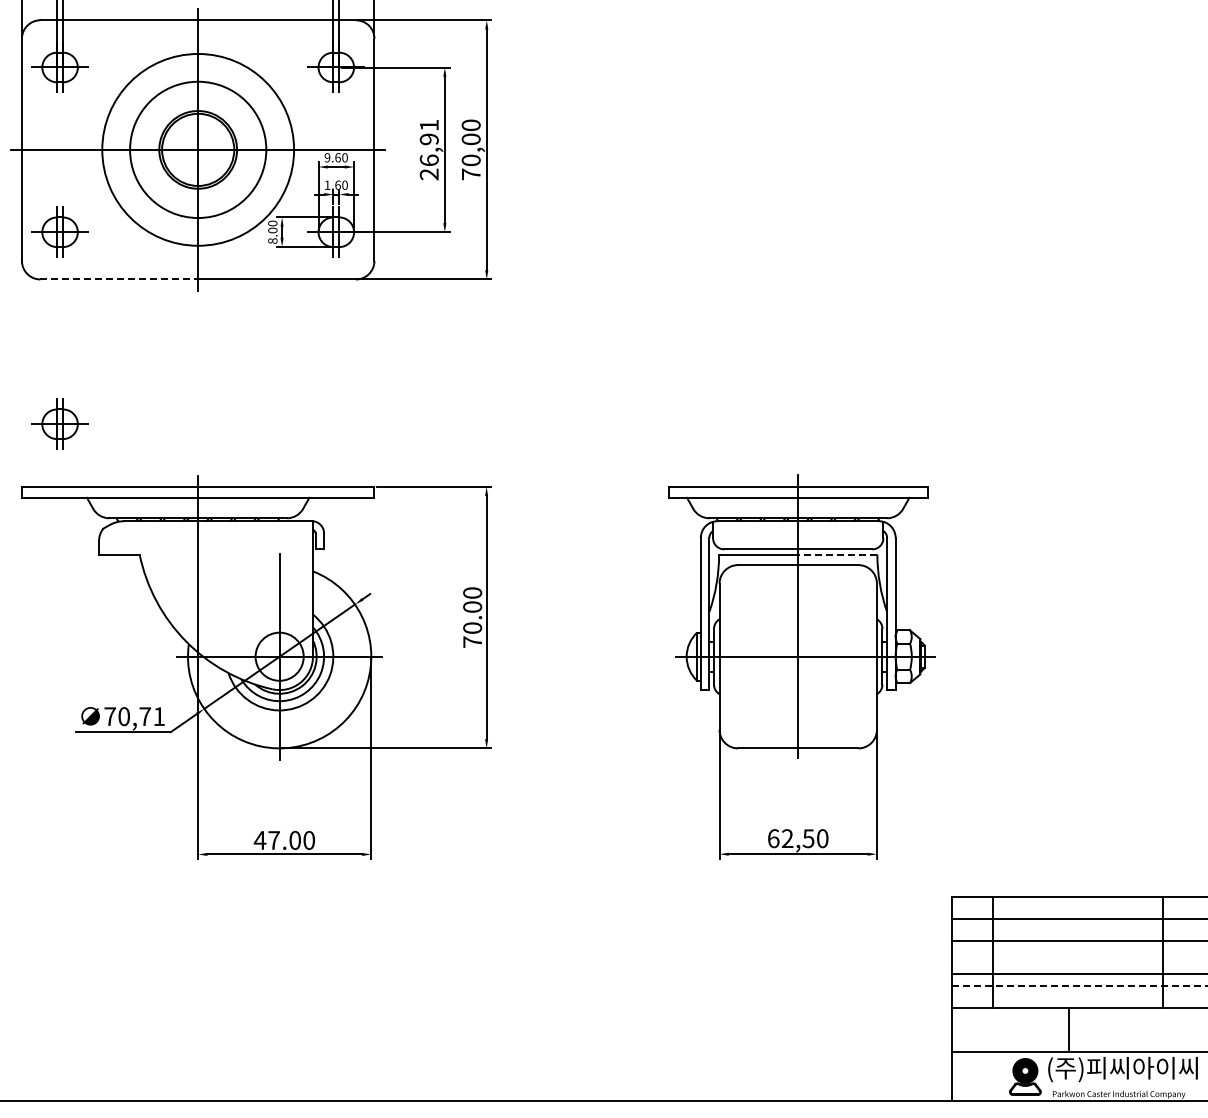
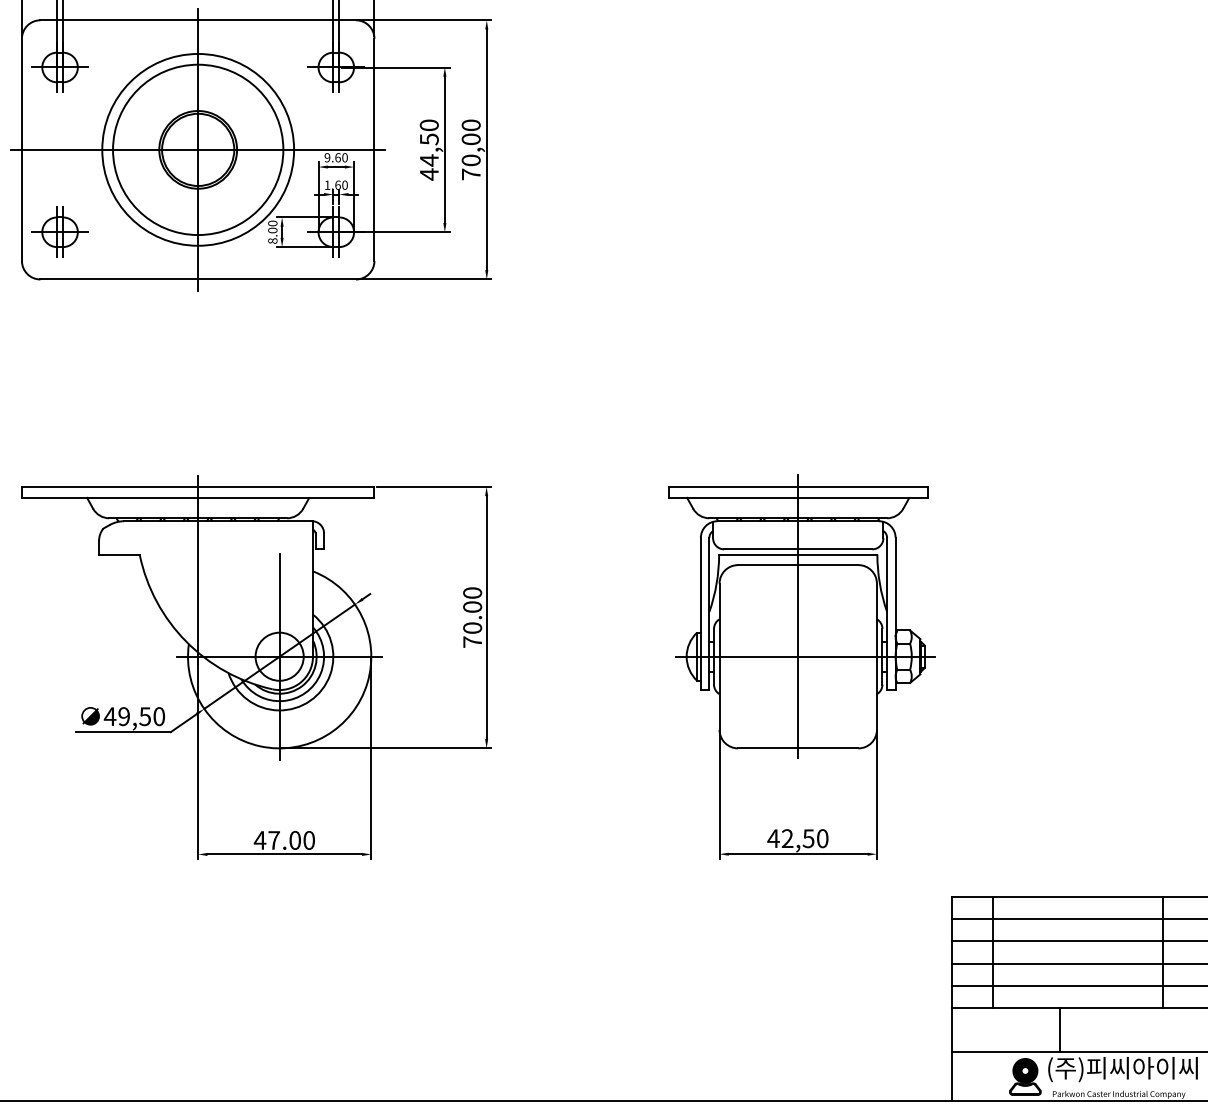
circle diameter: 136 px -> 170 px (198, 149)
text: 26,91 -> 44,50 (428, 149)
line: dashed -> solid (119, 279)
part: present -> none (59, 423)
line: dashed -> solid (837, 554)
text: 70,71 -> 49,50 (134, 716)
text: 62,50 -> 42,50 (773, 838)
line position: (1078, 973) -> (1078, 963) (1078, 963)
line: dashed -> solid (1080, 985)
line position: (1068, 1030) -> (1059, 1030) (1059, 1030)
